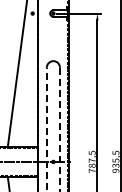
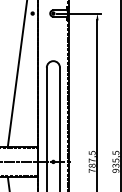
line: dashed -> solid (46, 129)
line: dashed -> solid (60, 129)
